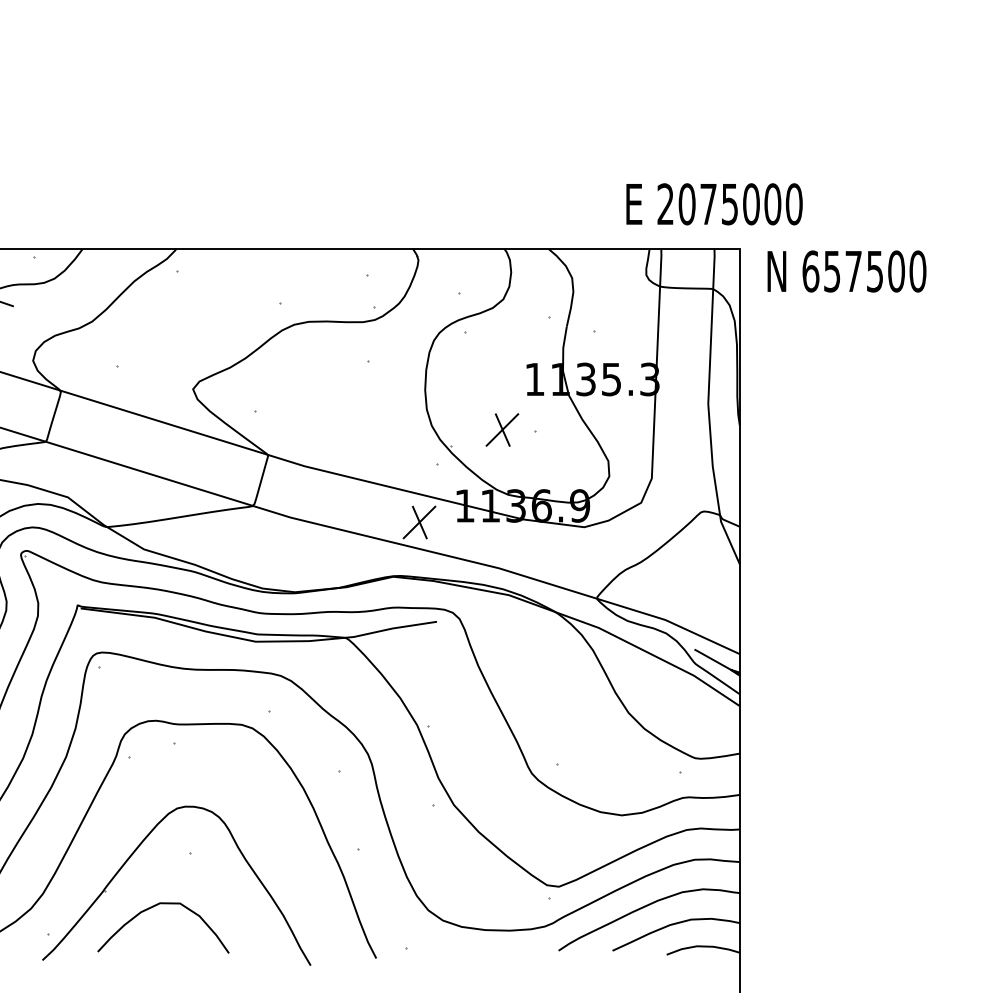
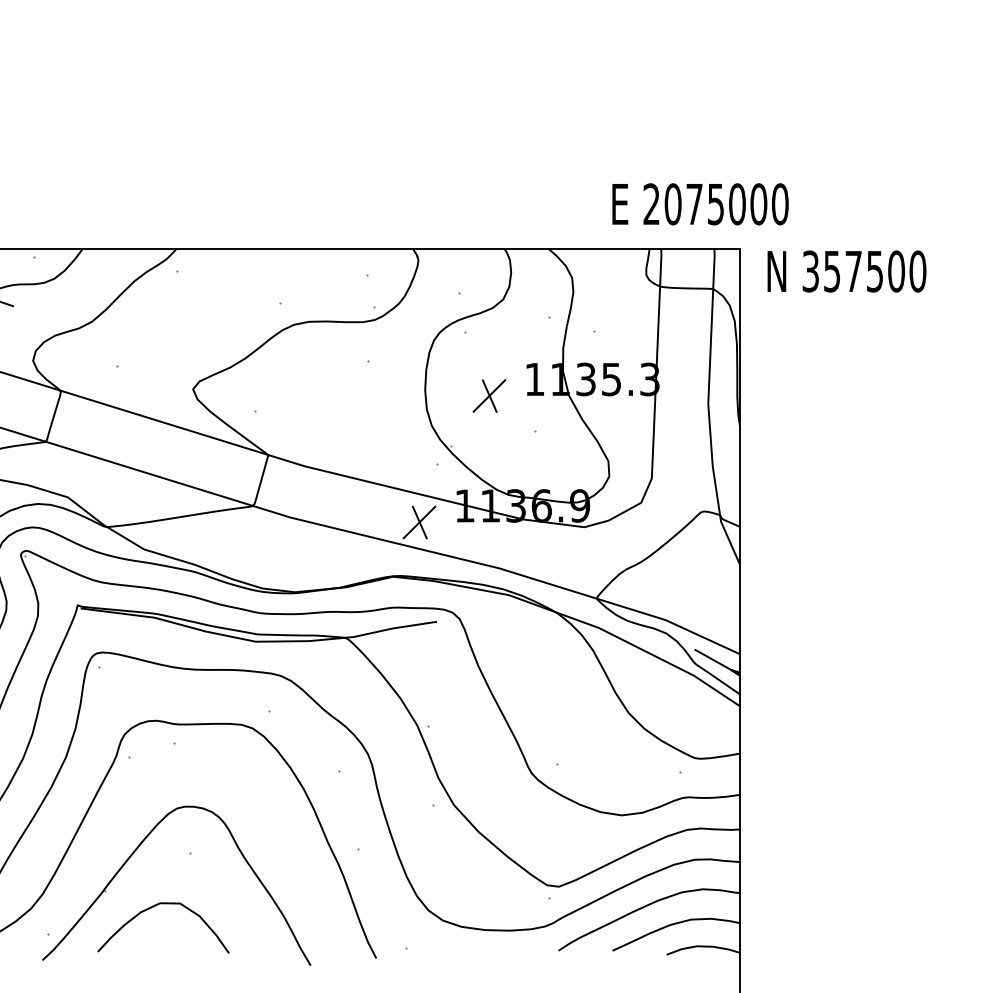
text position: (714, 204) -> (700, 204) (700, 204)
text: 657500 -> 357500 (810, 271)
part position: (502, 429) -> (489, 395) (489, 395)
